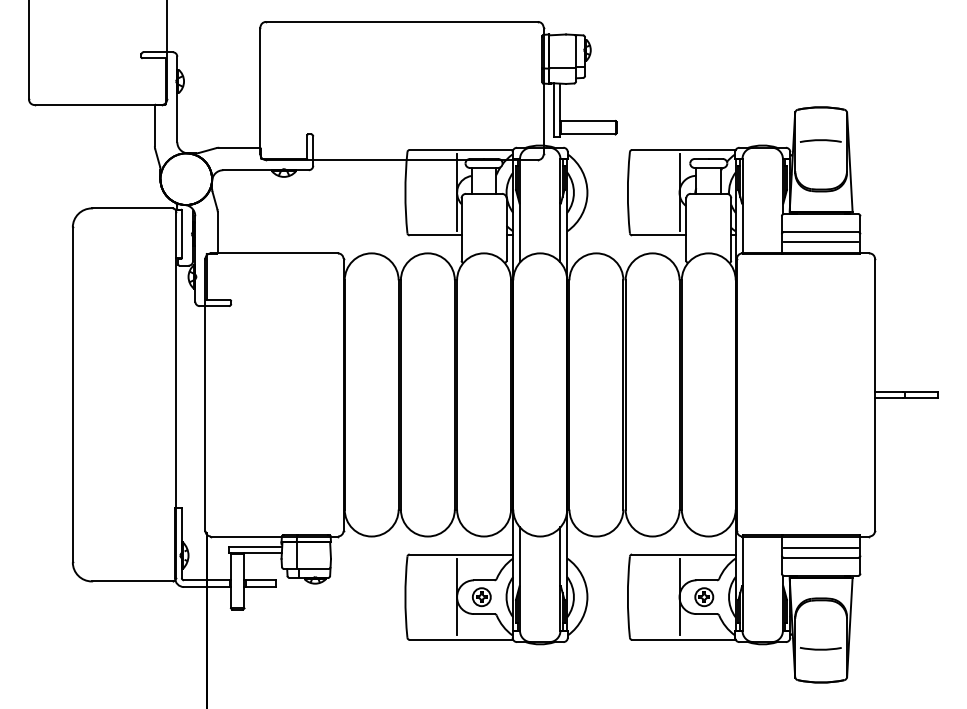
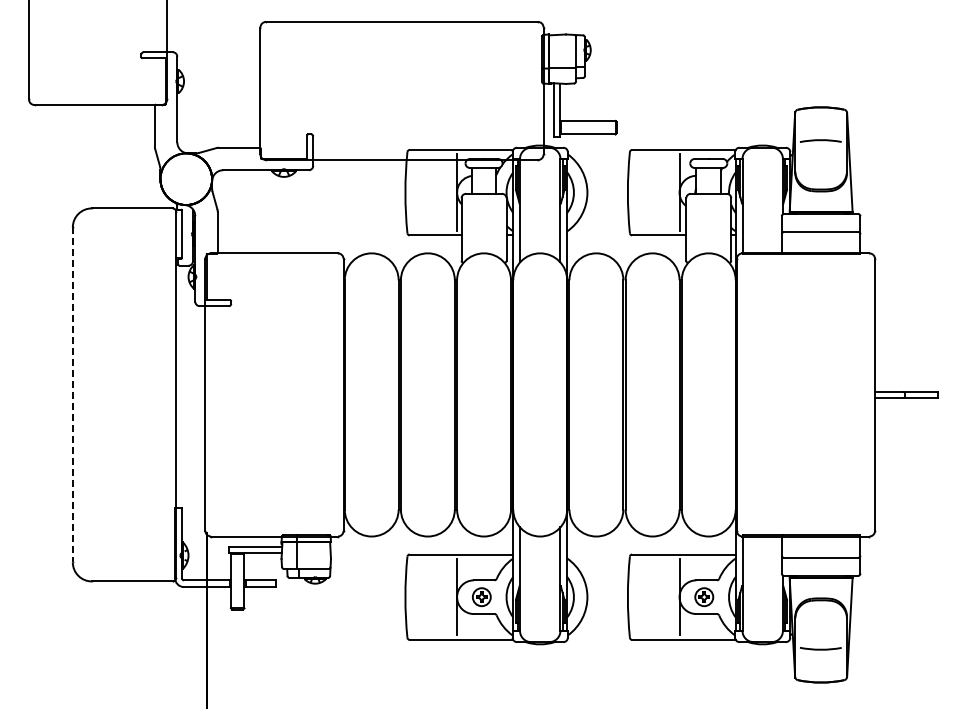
line: present -> none (820, 242)
line: solid -> dashed (72, 395)
line: present -> none (820, 547)
